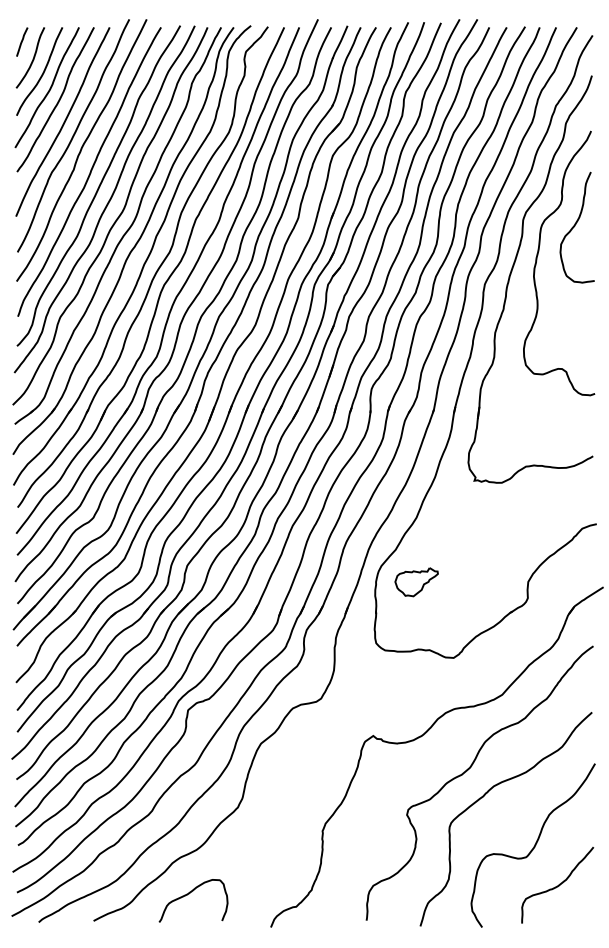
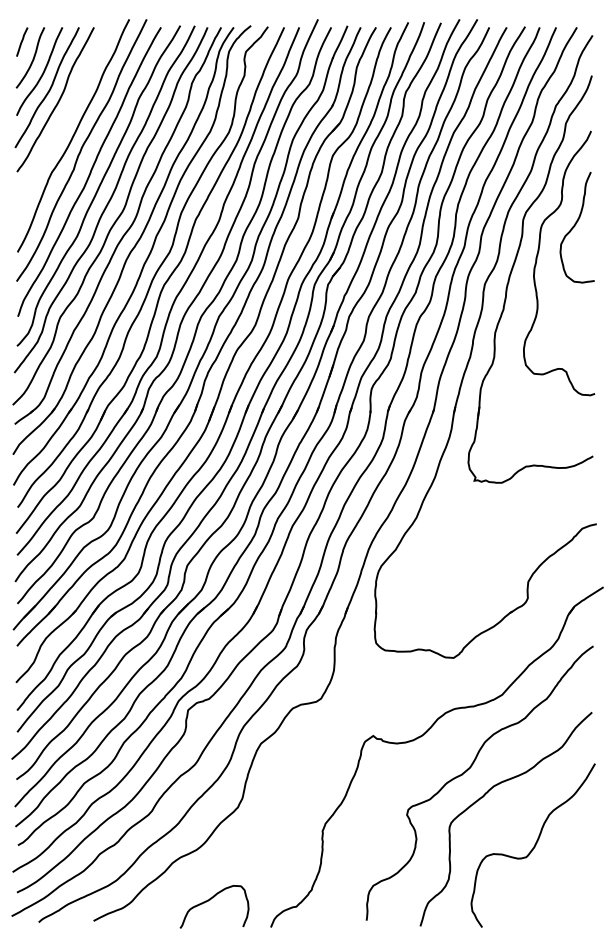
curve: present -> none (63, 122)
part: present -> none (416, 582)
curve: present -> none (557, 885)
curve position: (189, 894) -> (210, 900) (210, 900)
